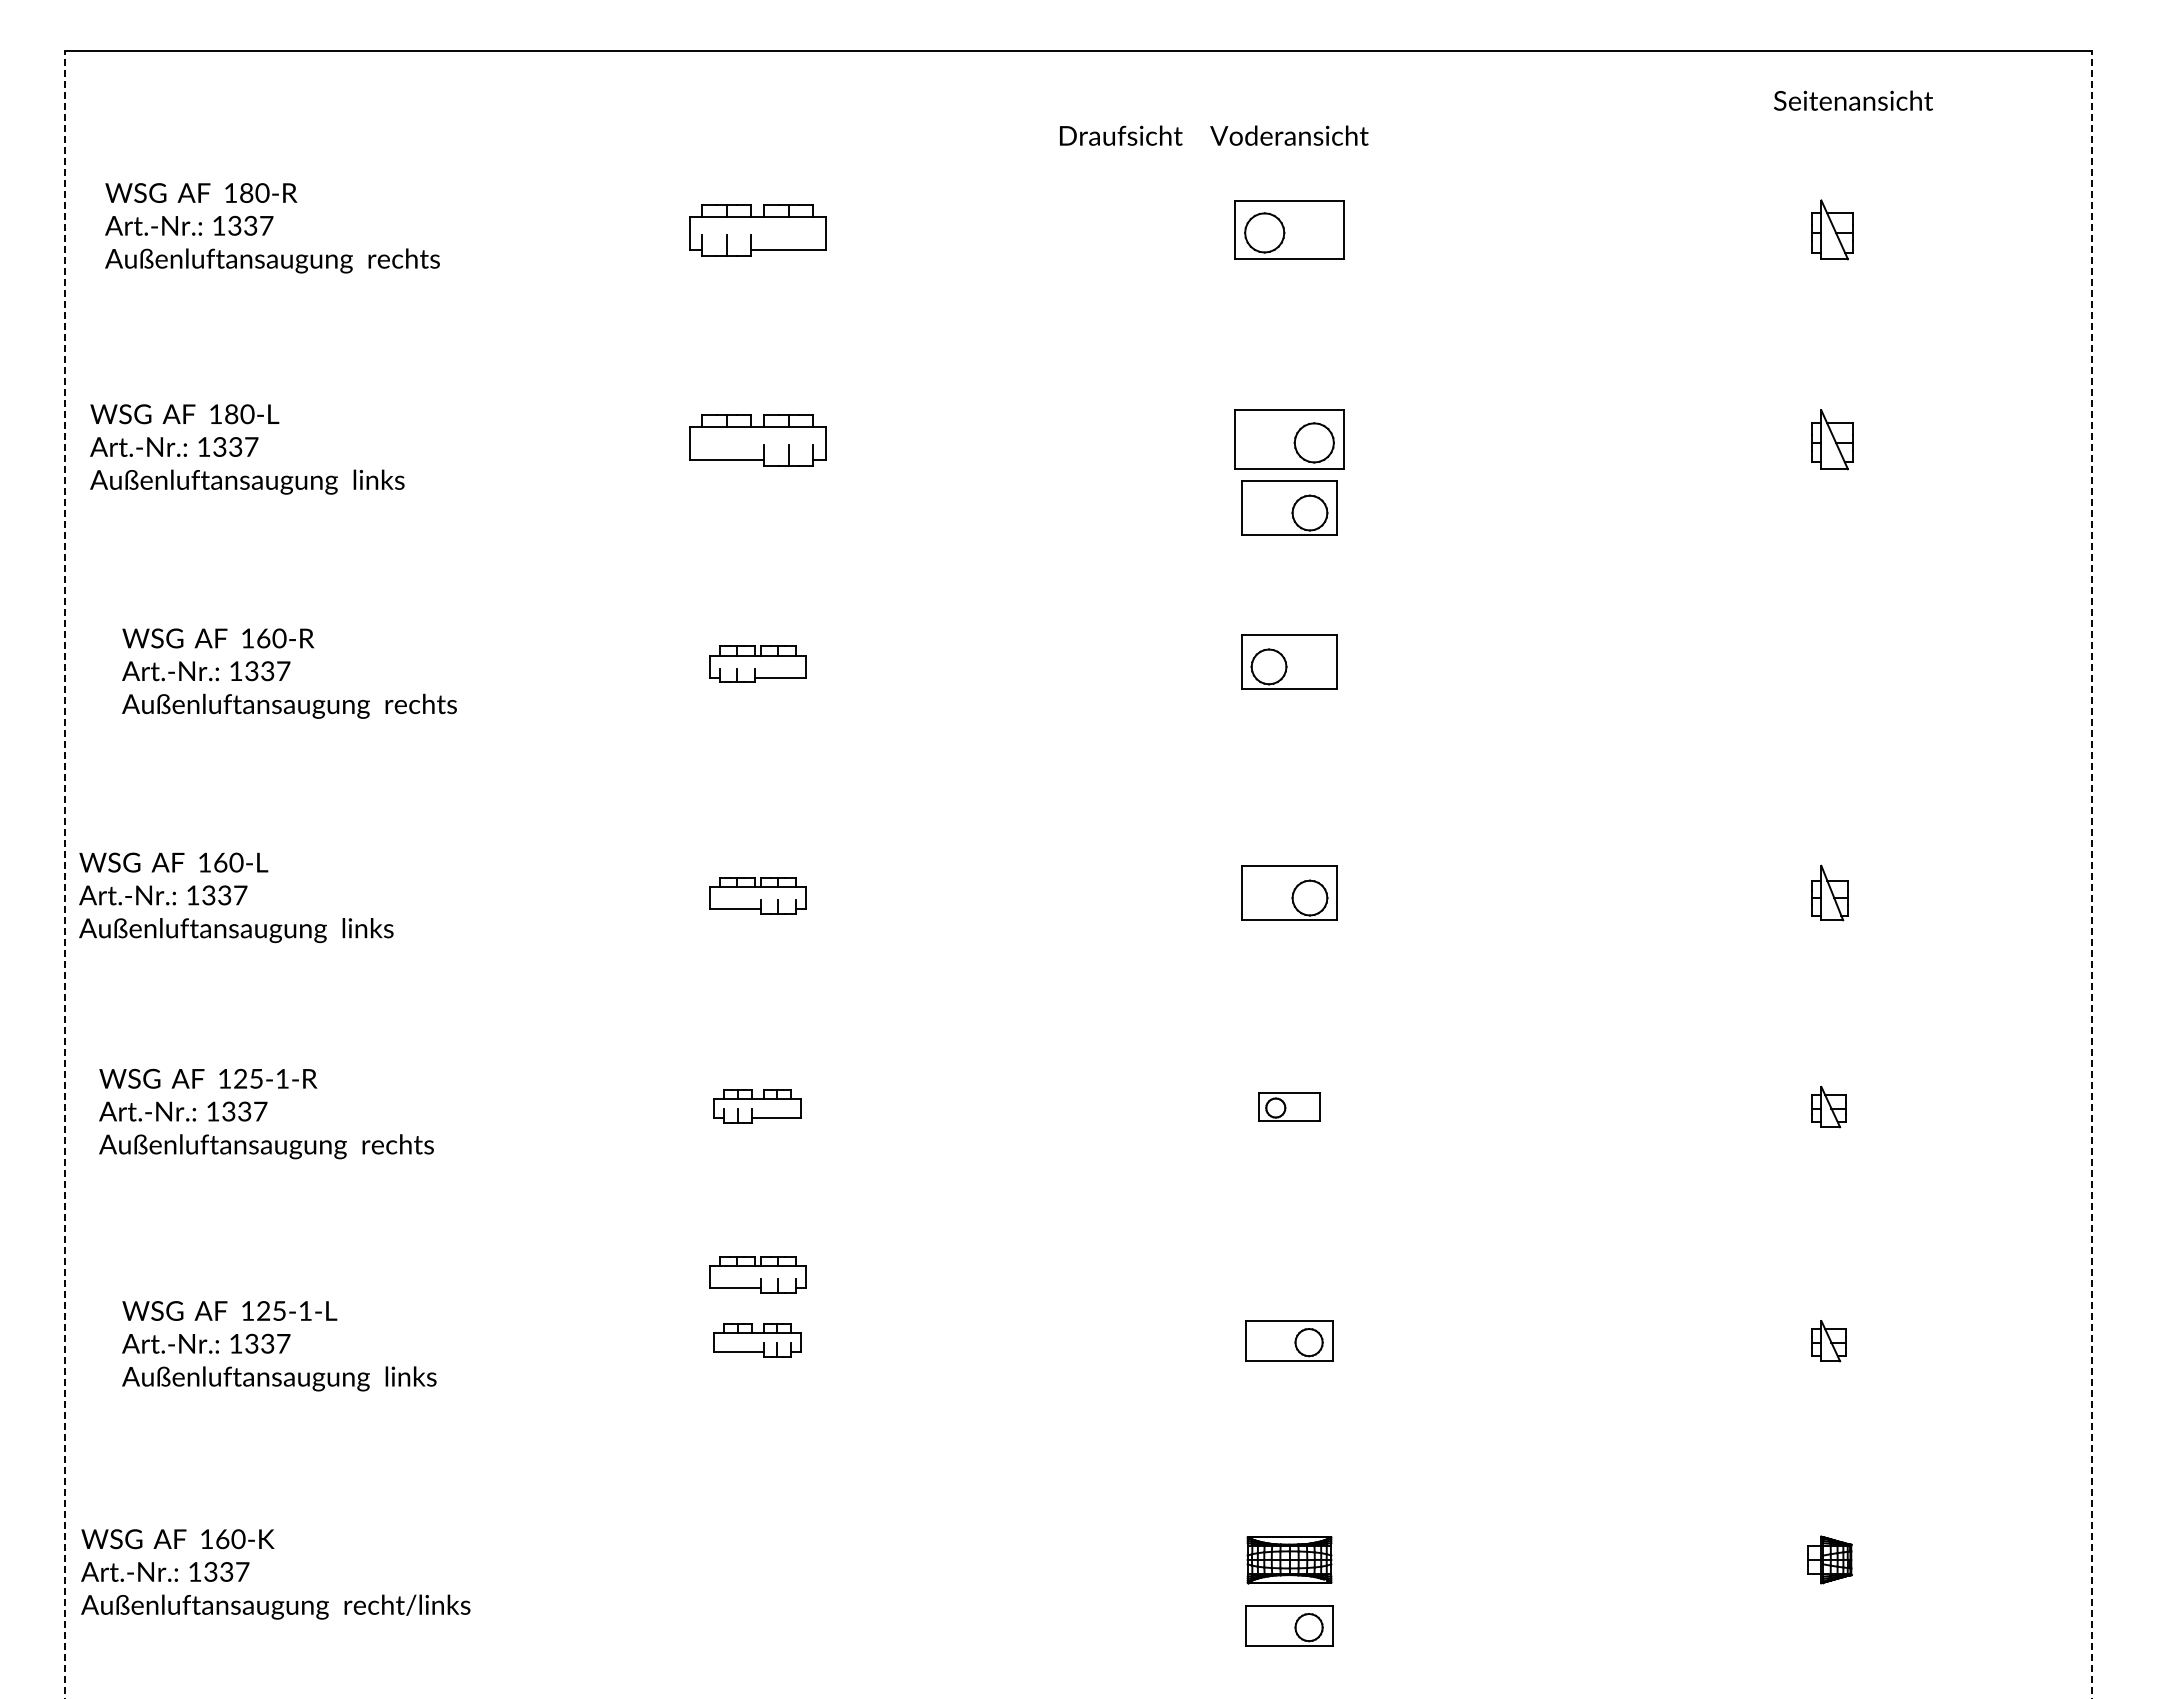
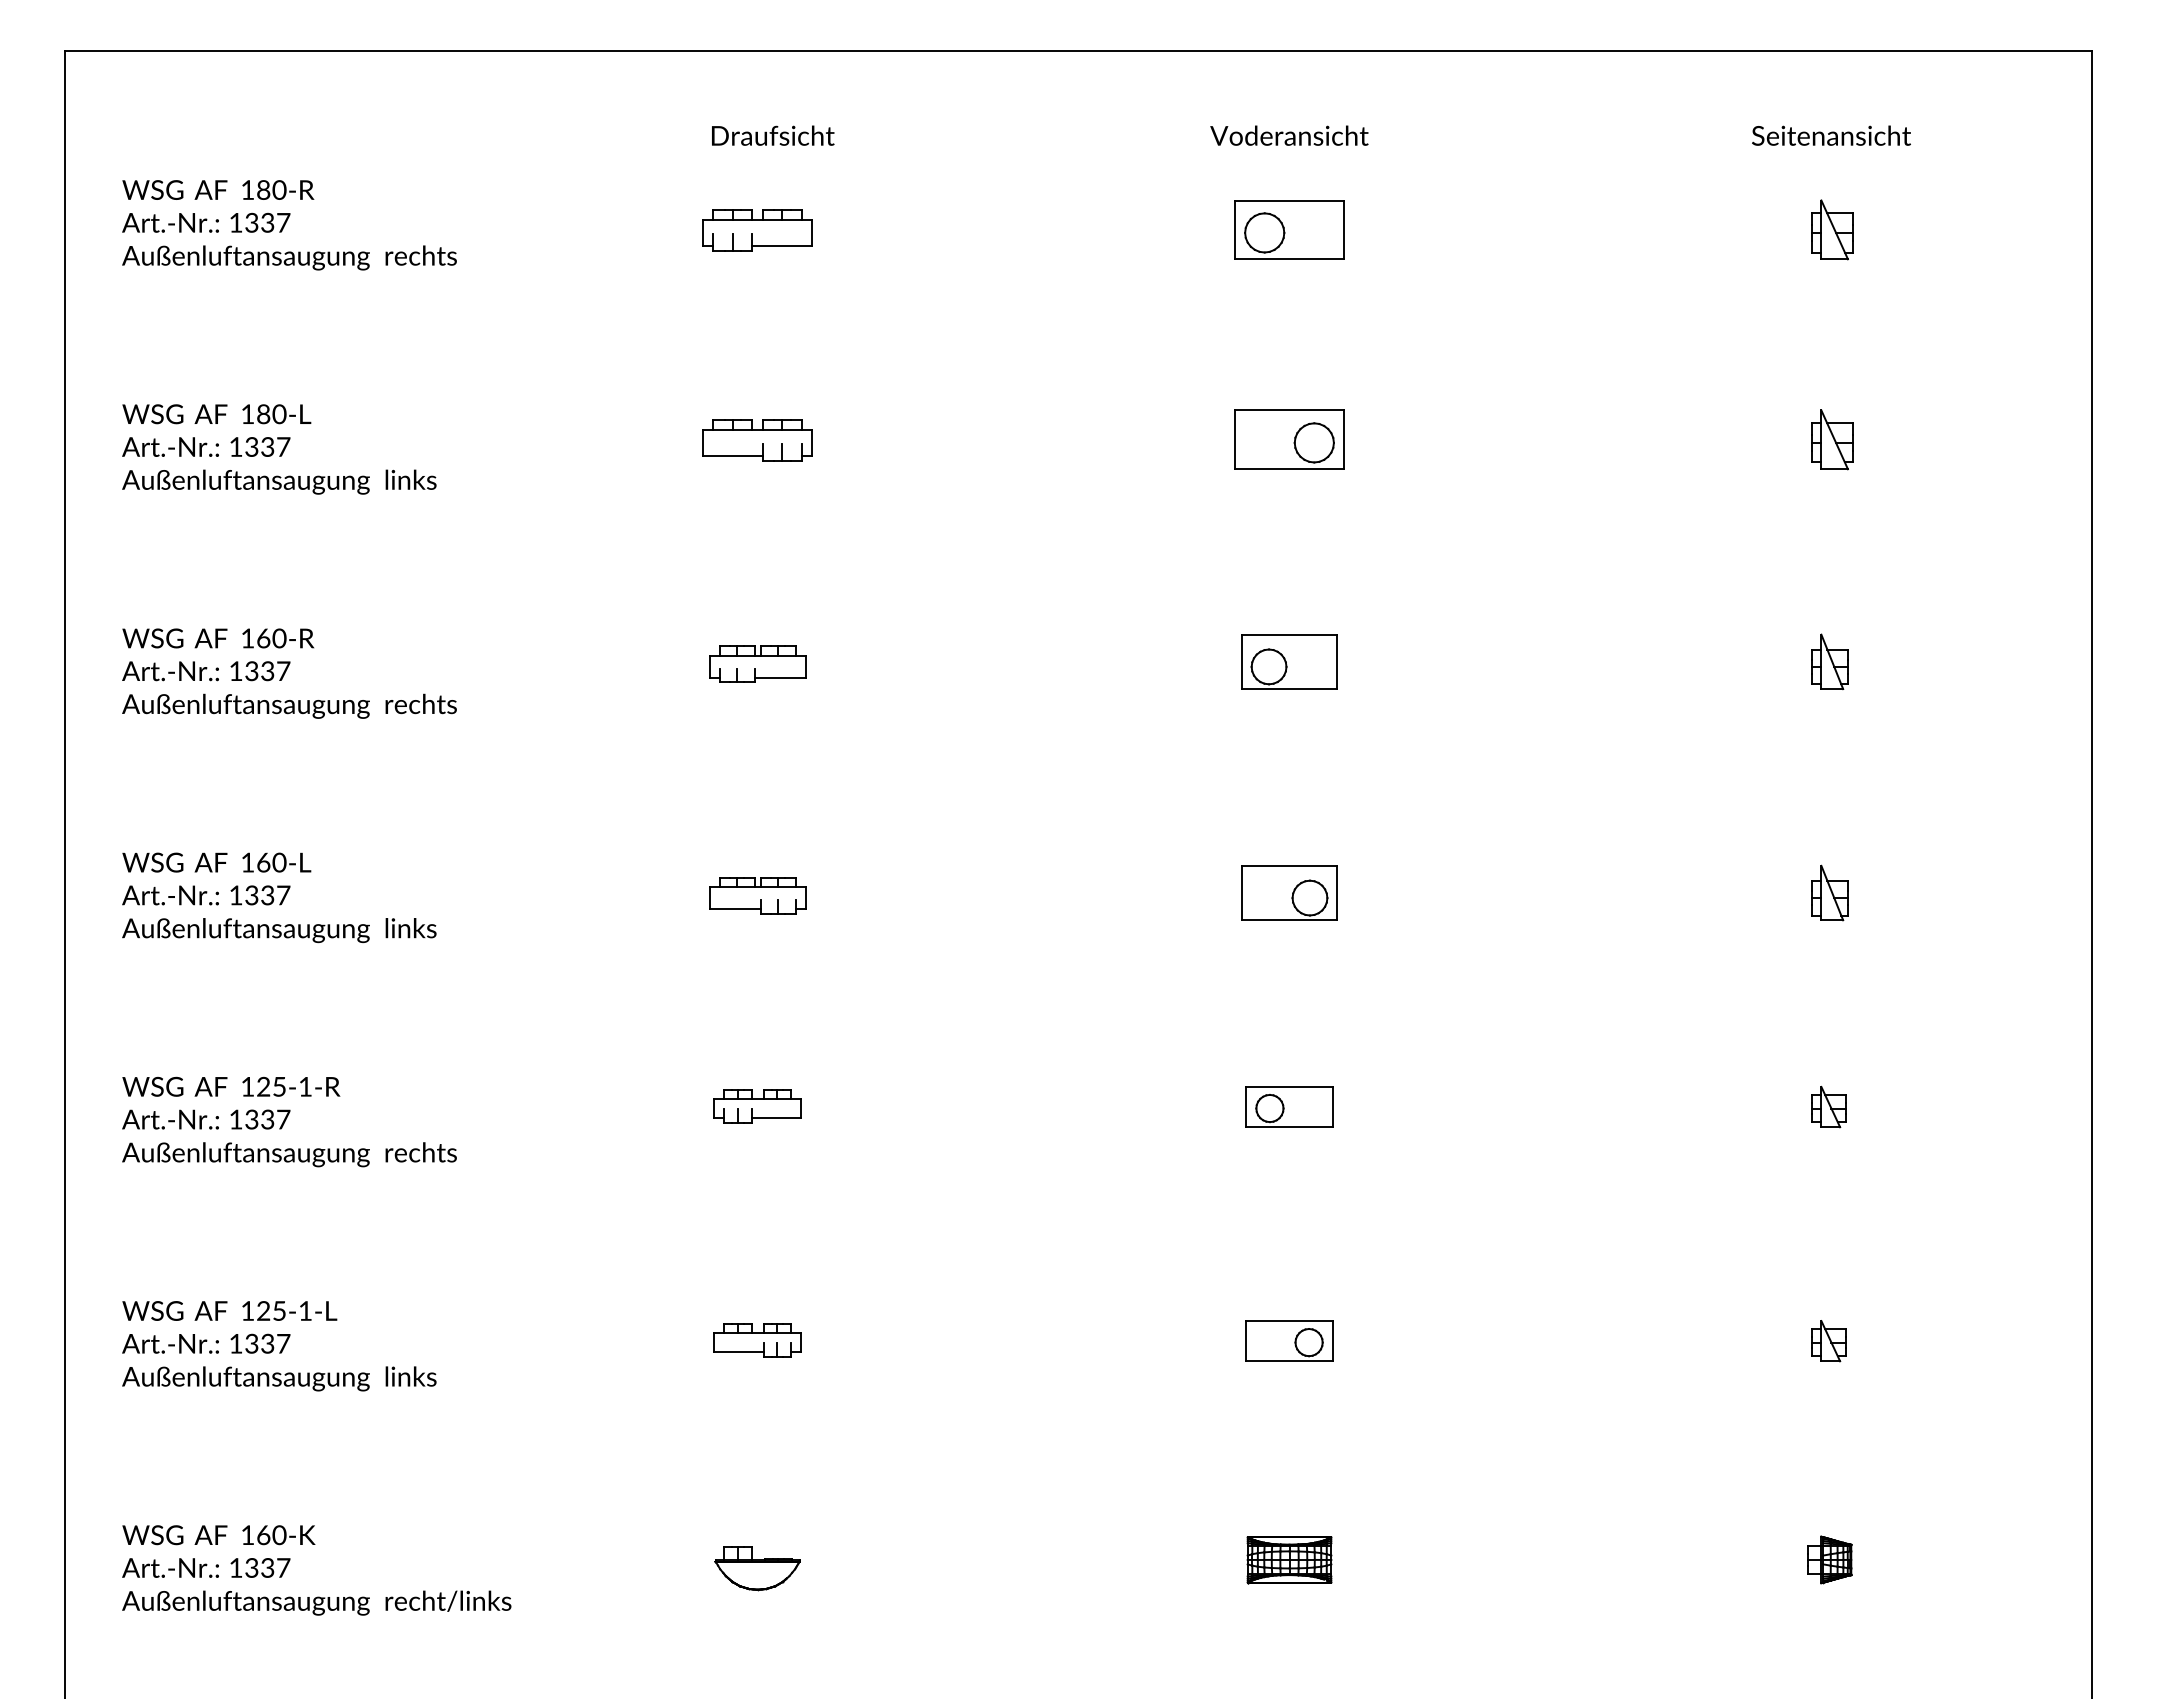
text position: (1853, 100) -> (1831, 135) (1831, 135)
text position: (1121, 135) -> (773, 135) (773, 135)
text position: (272, 228) -> (289, 225) (289, 225)
part size: 138x53 px -> 111x43 px (757, 230)
part size: 138x53 px -> 111x43 px (757, 440)
text position: (247, 449) -> (279, 449) (279, 449)
part: present -> none (1289, 507)
part: none -> present (1829, 661)
line: dashed -> solid (64, 874)
line: dashed -> solid (2092, 874)
text position: (236, 897) -> (279, 897) (279, 897)
part size: 63x30 px -> 89x42 px (1289, 1106)
text position: (266, 1113) -> (289, 1121) (289, 1121)
part: present -> none (757, 1274)
part: none -> present (757, 1568)
text position: (275, 1574) -> (316, 1570) (316, 1570)
part: present -> none (1289, 1625)
